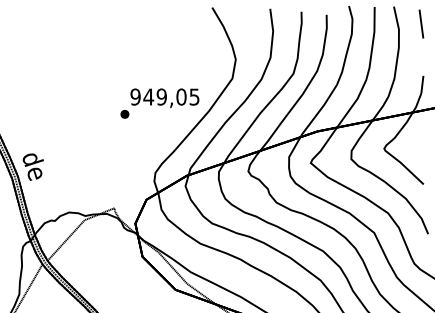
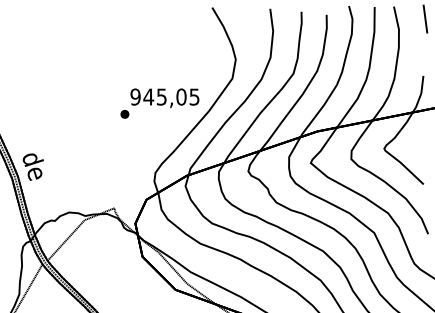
line position: (421, 23) -> (425, 18) (425, 18)
text: 949,05 -> 945,05 (161, 96)
